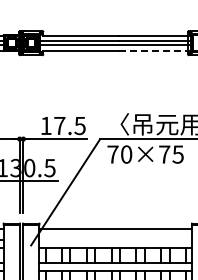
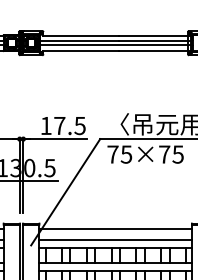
line: dashed -> solid (155, 50)
text: 70×75 -> 75×75 (126, 154)
line: none -> present (115, 240)
